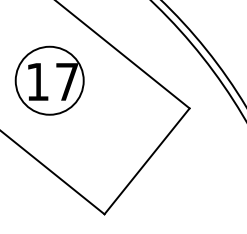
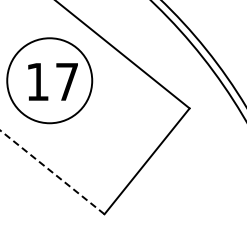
circle diameter: 68 px -> 85 px (49, 80)
line: solid -> dashed (52, 172)
